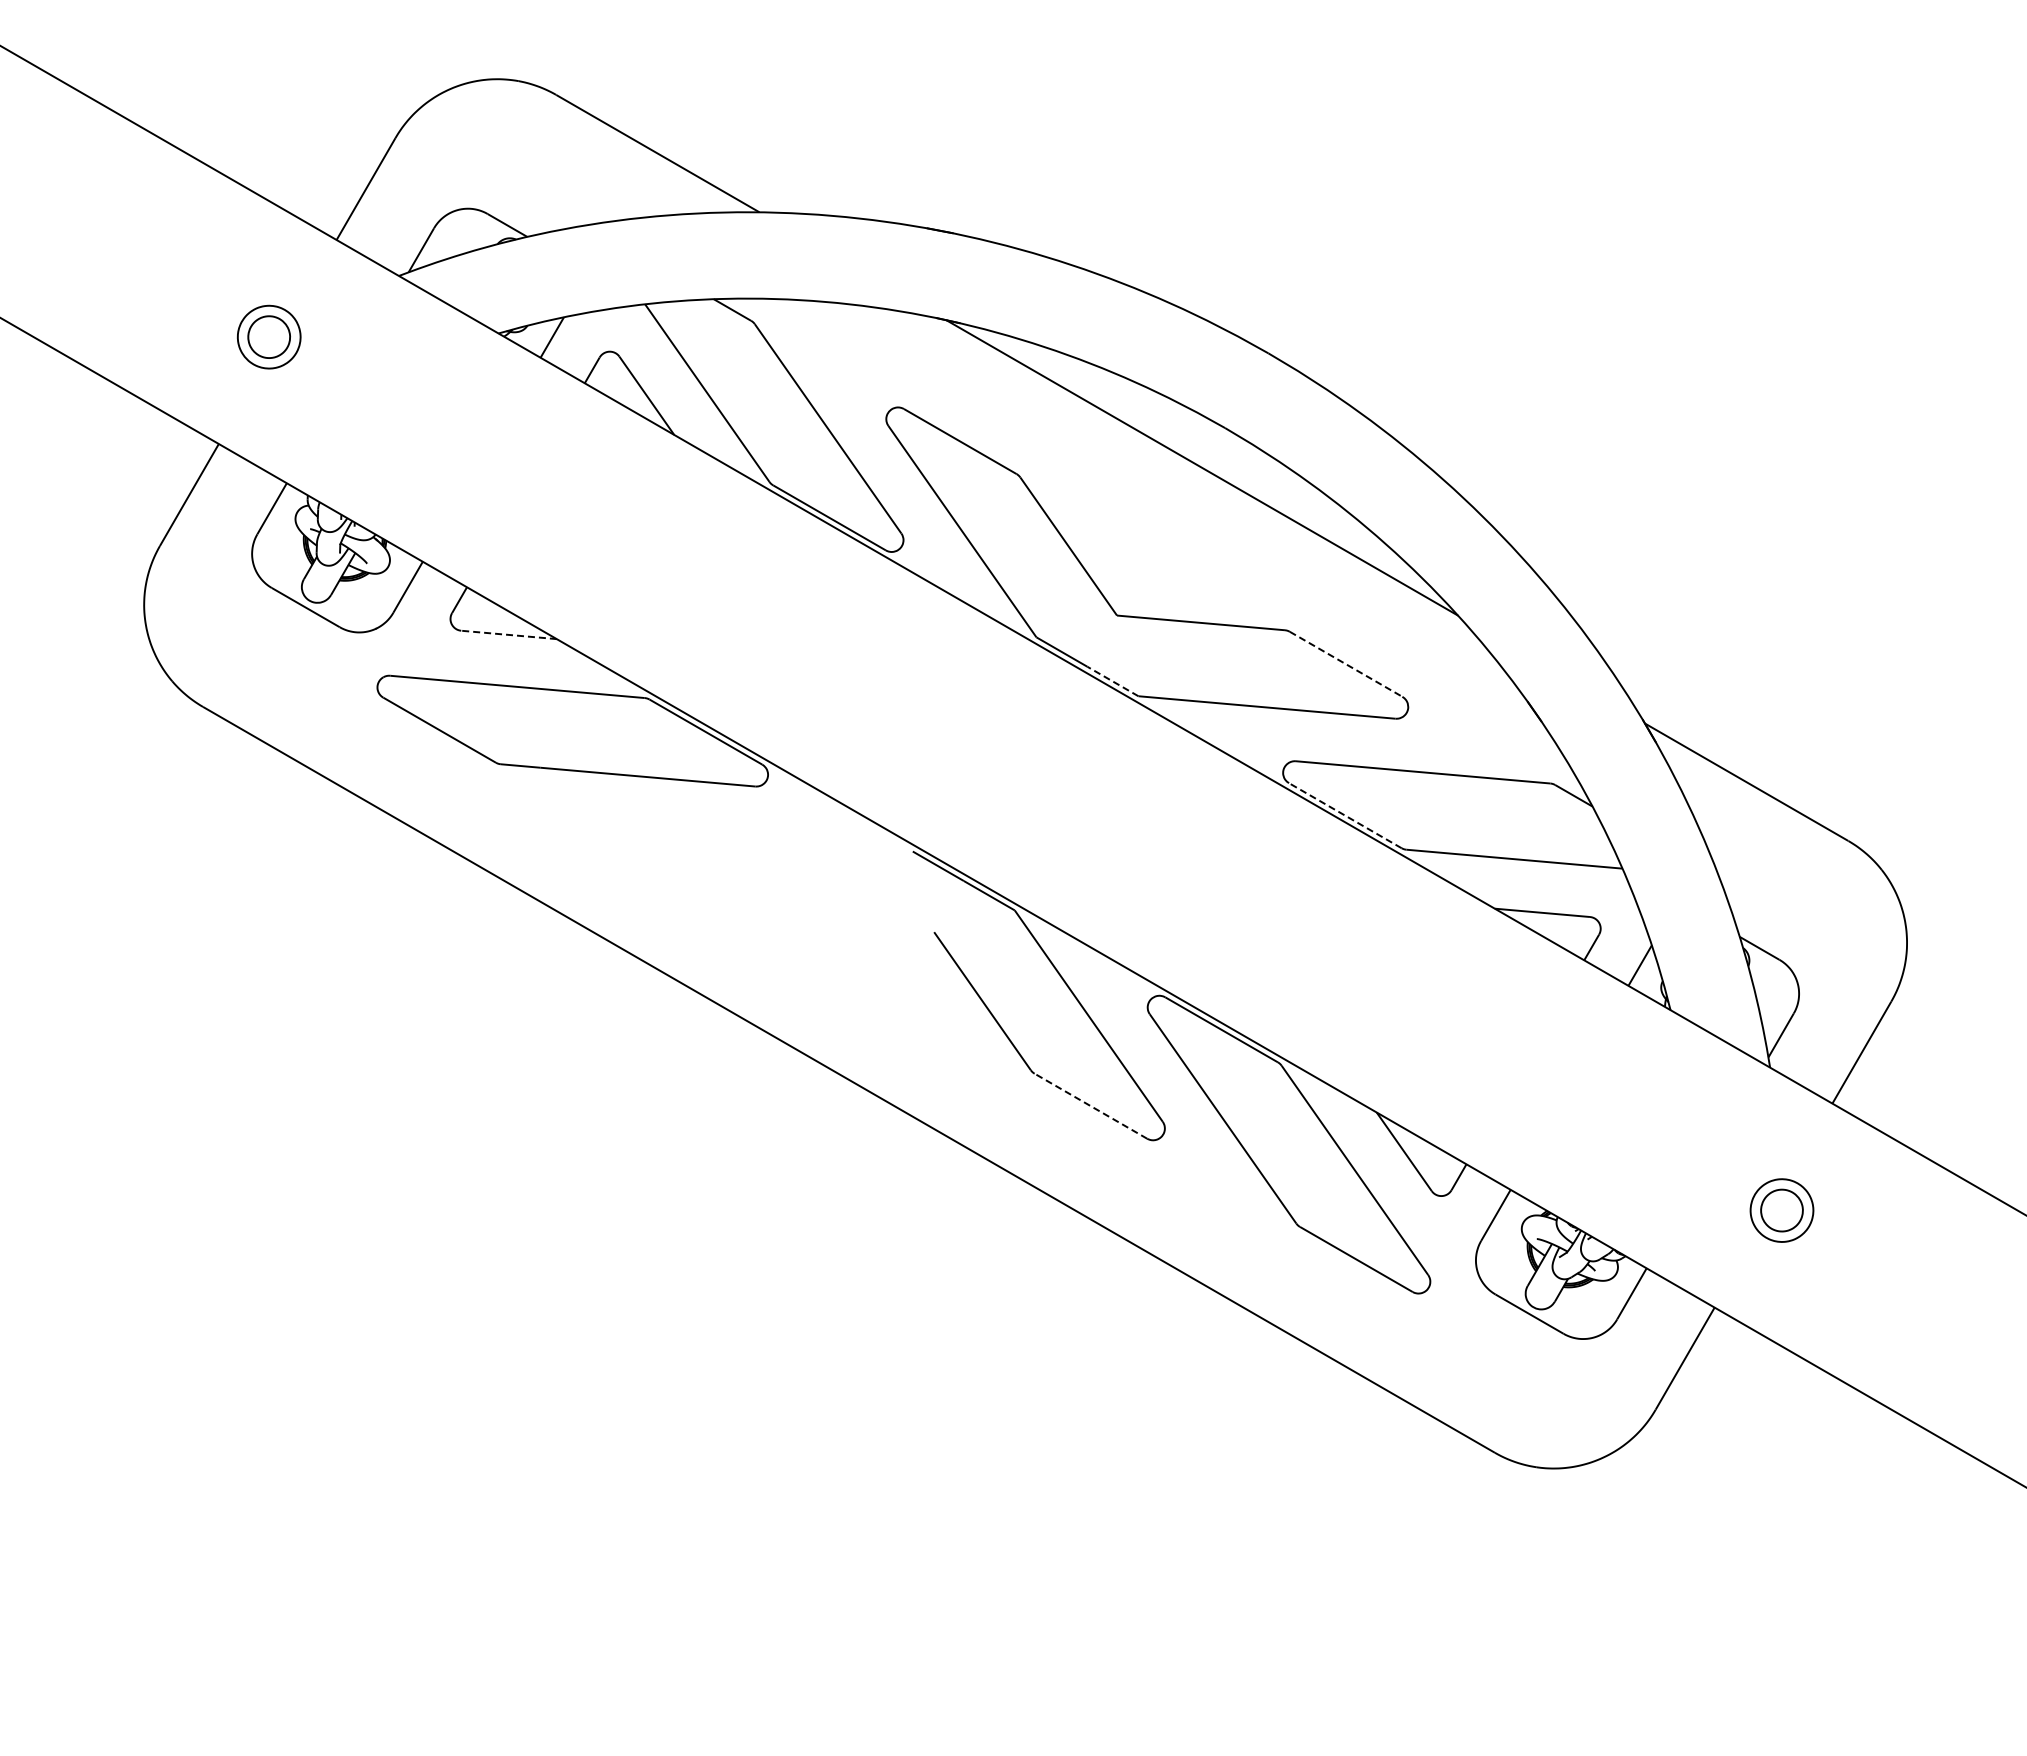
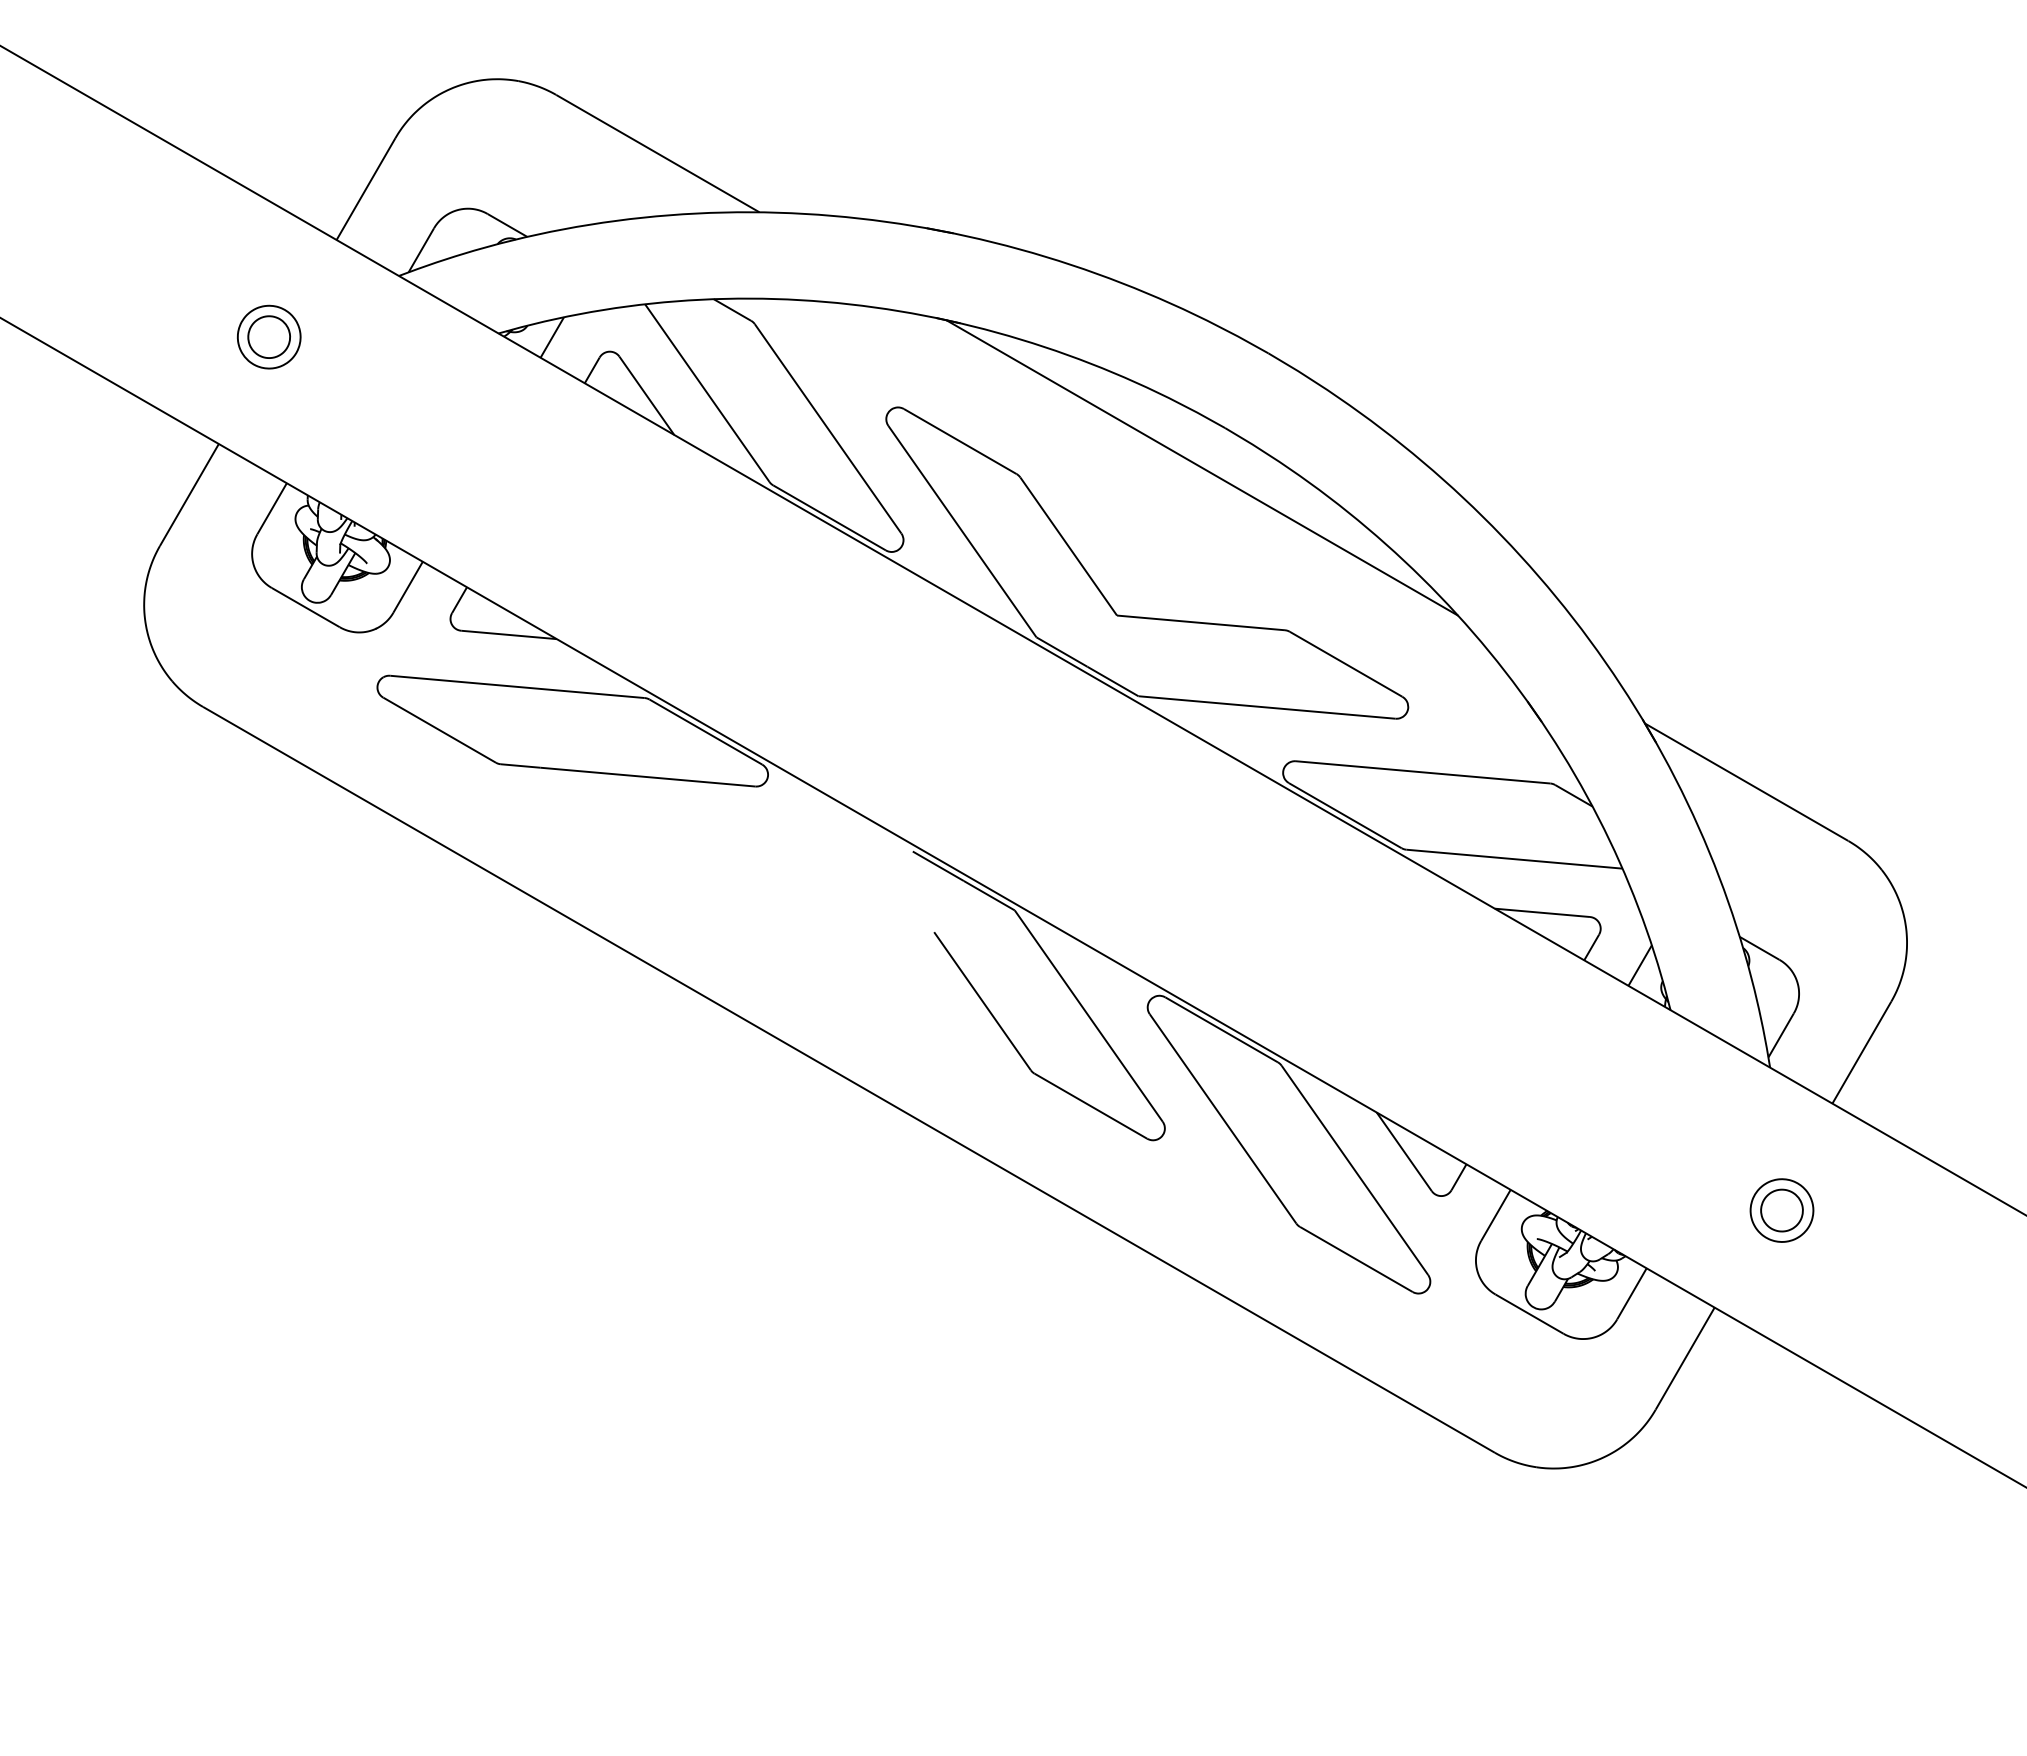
line: dashed -> solid (509, 634)
line: dashed -> solid (1346, 664)
line: dashed -> solid (1112, 681)
line: dashed -> solid (1344, 815)
line: dashed -> solid (1090, 1105)
